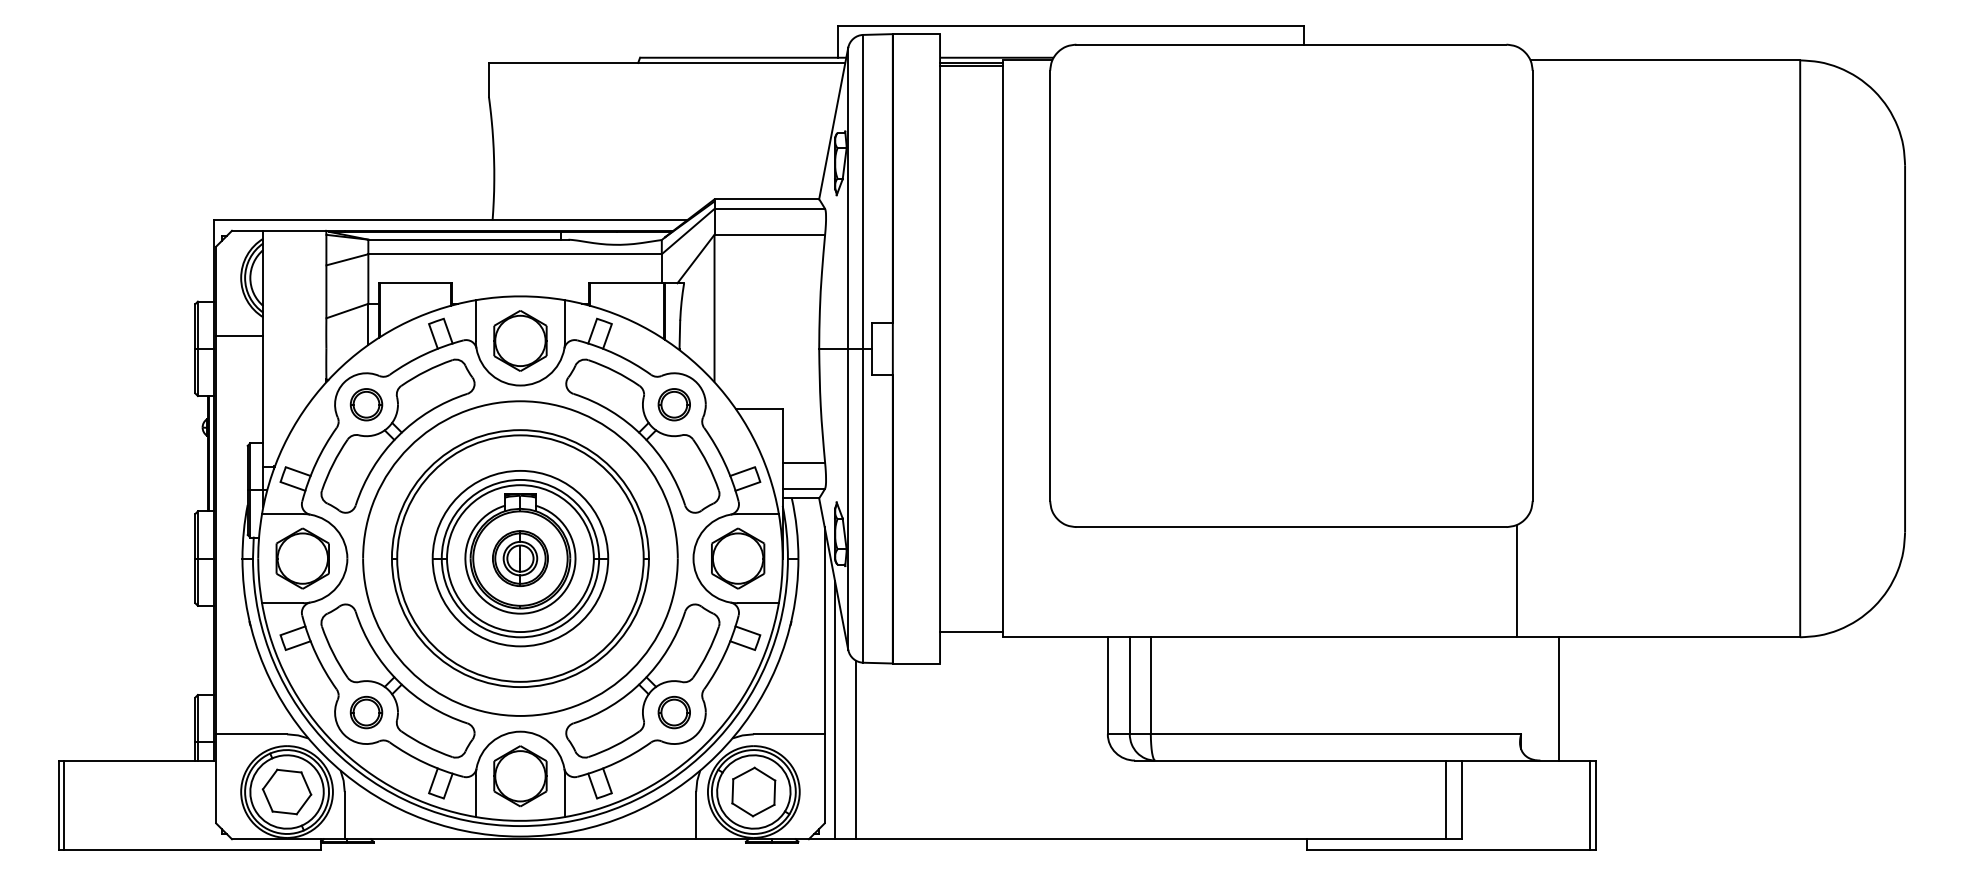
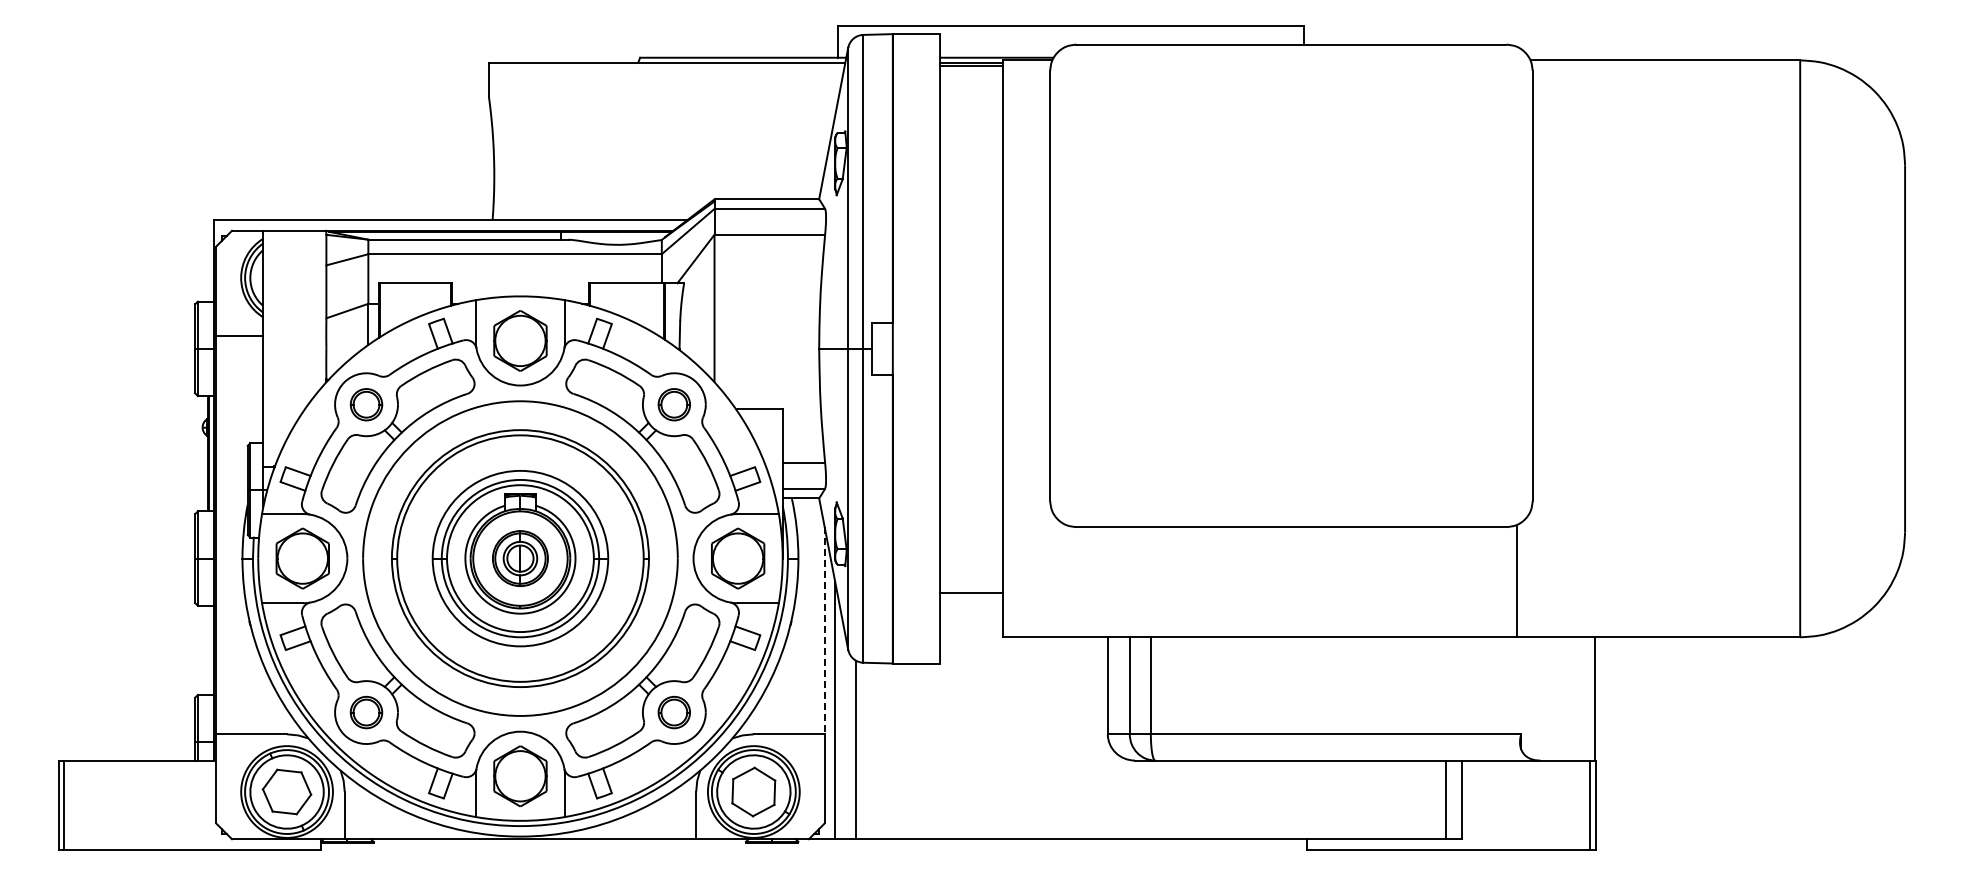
line: solid -> dashed (824, 630)
line position: (971, 632) -> (971, 593) (971, 593)
line position: (1558, 698) -> (1594, 698) (1594, 698)
